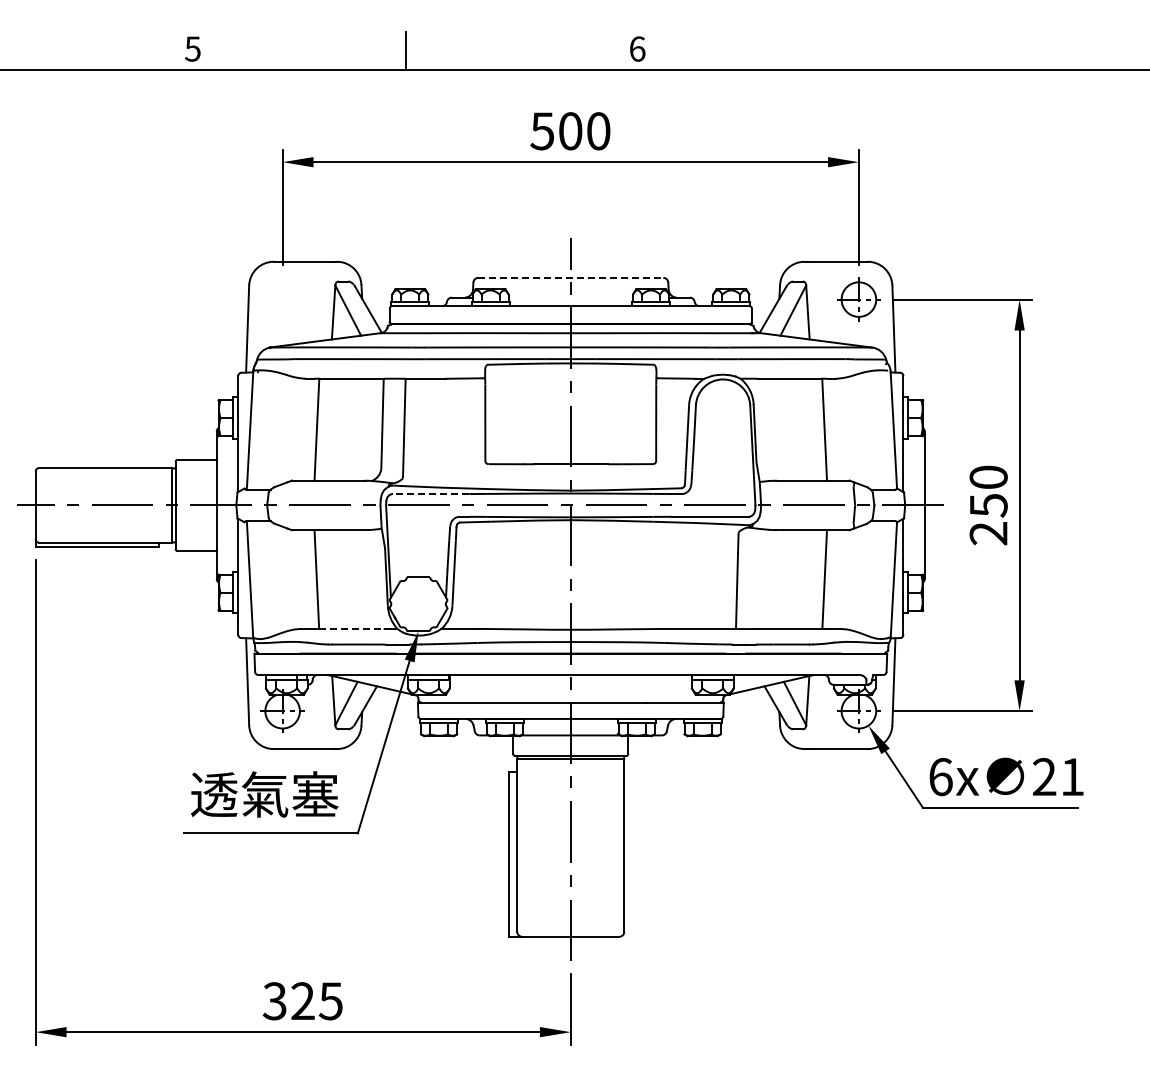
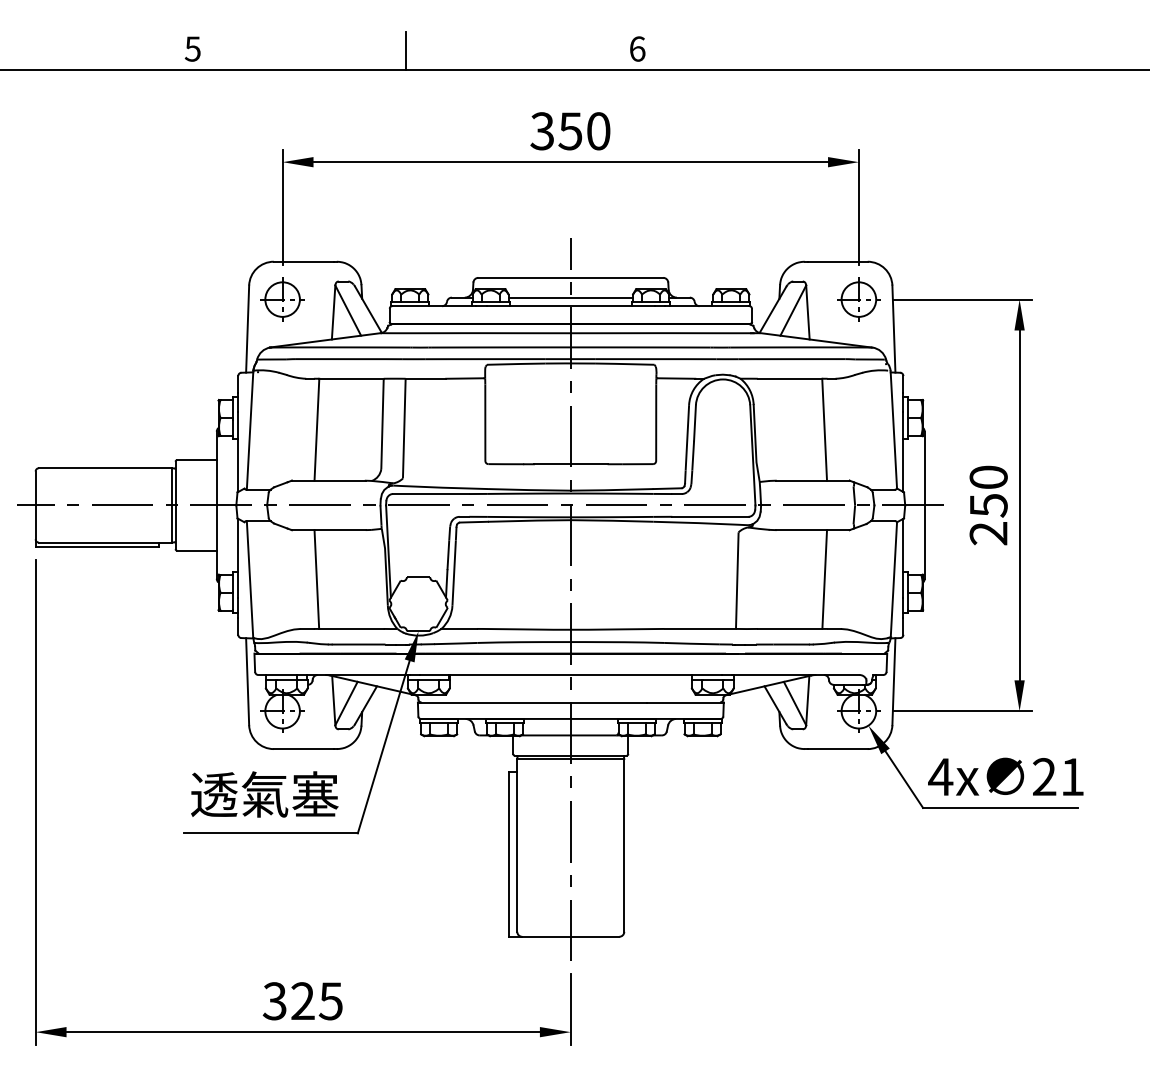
text: 500 -> 350 (556, 131)
line: dashed -> solid (571, 277)
line: none -> present (570, 297)
part: none -> present (282, 299)
line: dashed -> solid (430, 494)
line: dashed -> solid (351, 628)
text: 6x -> 4x (940, 777)
